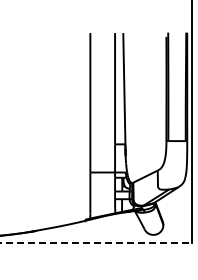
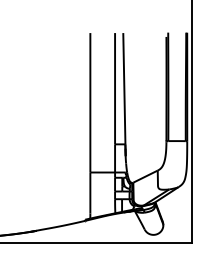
line: dashed -> solid (96, 243)
